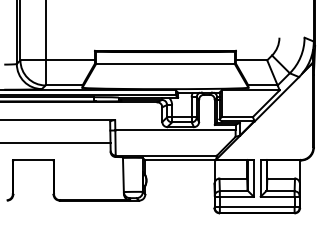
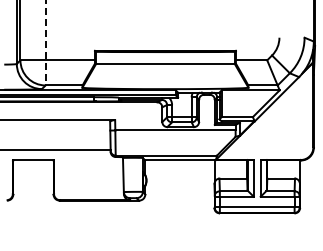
line: solid -> dashed (45, 42)
line position: (56, 142) -> (56, 149) (56, 149)
